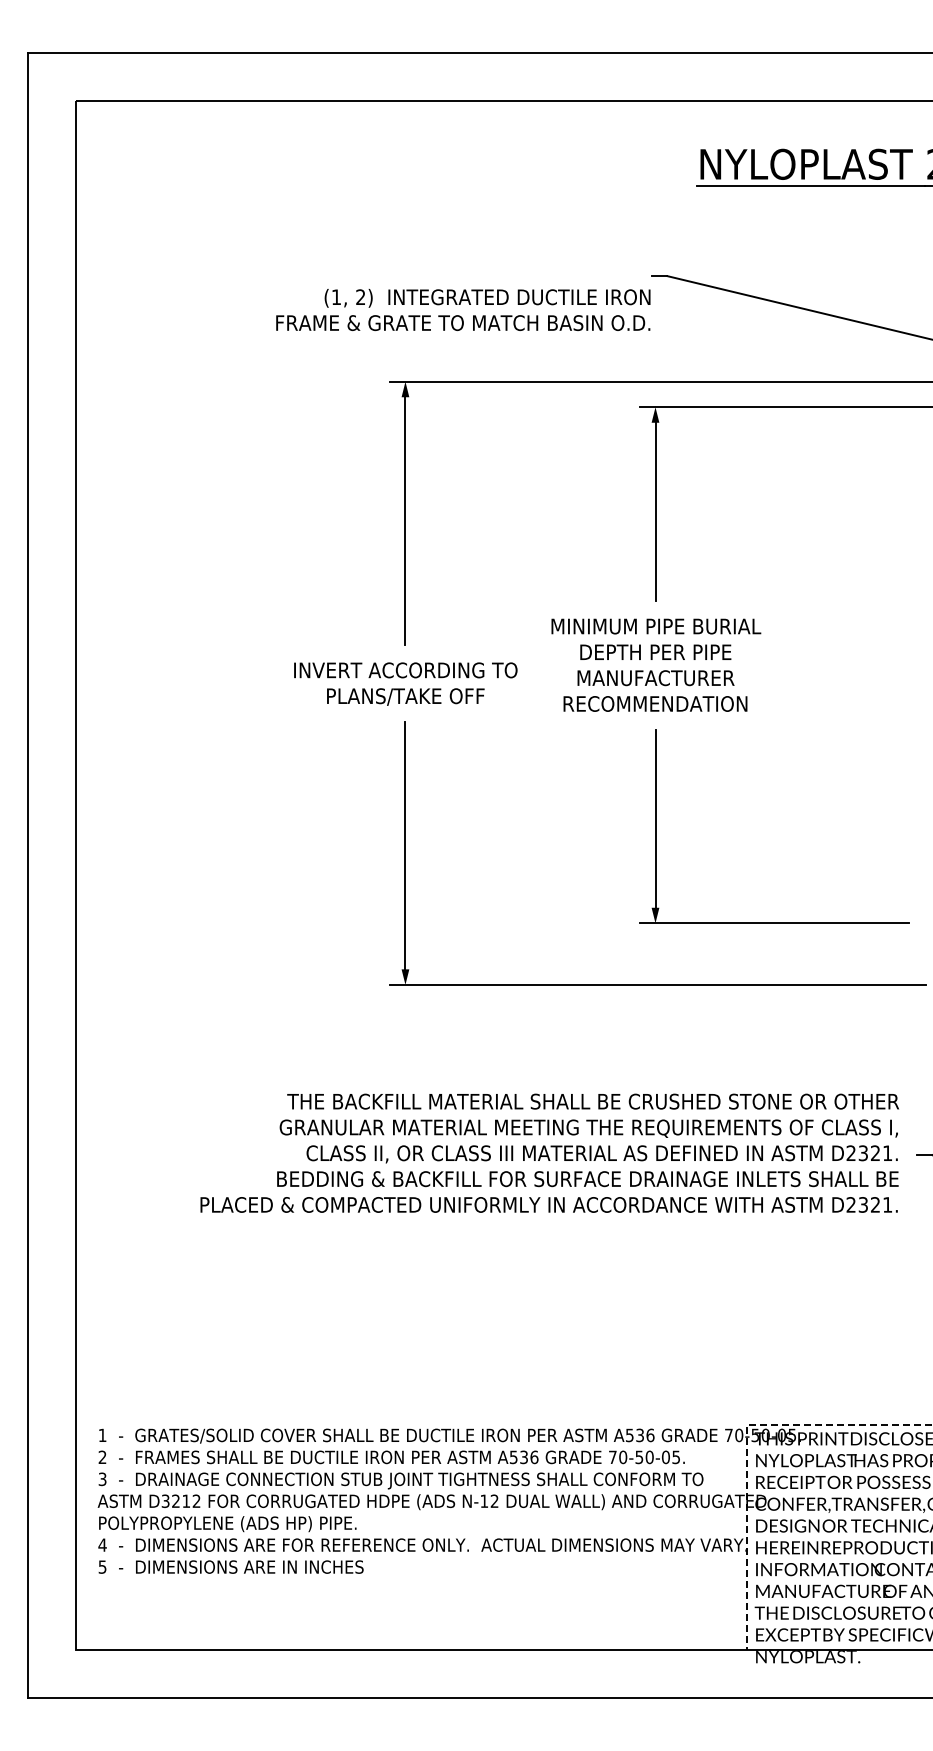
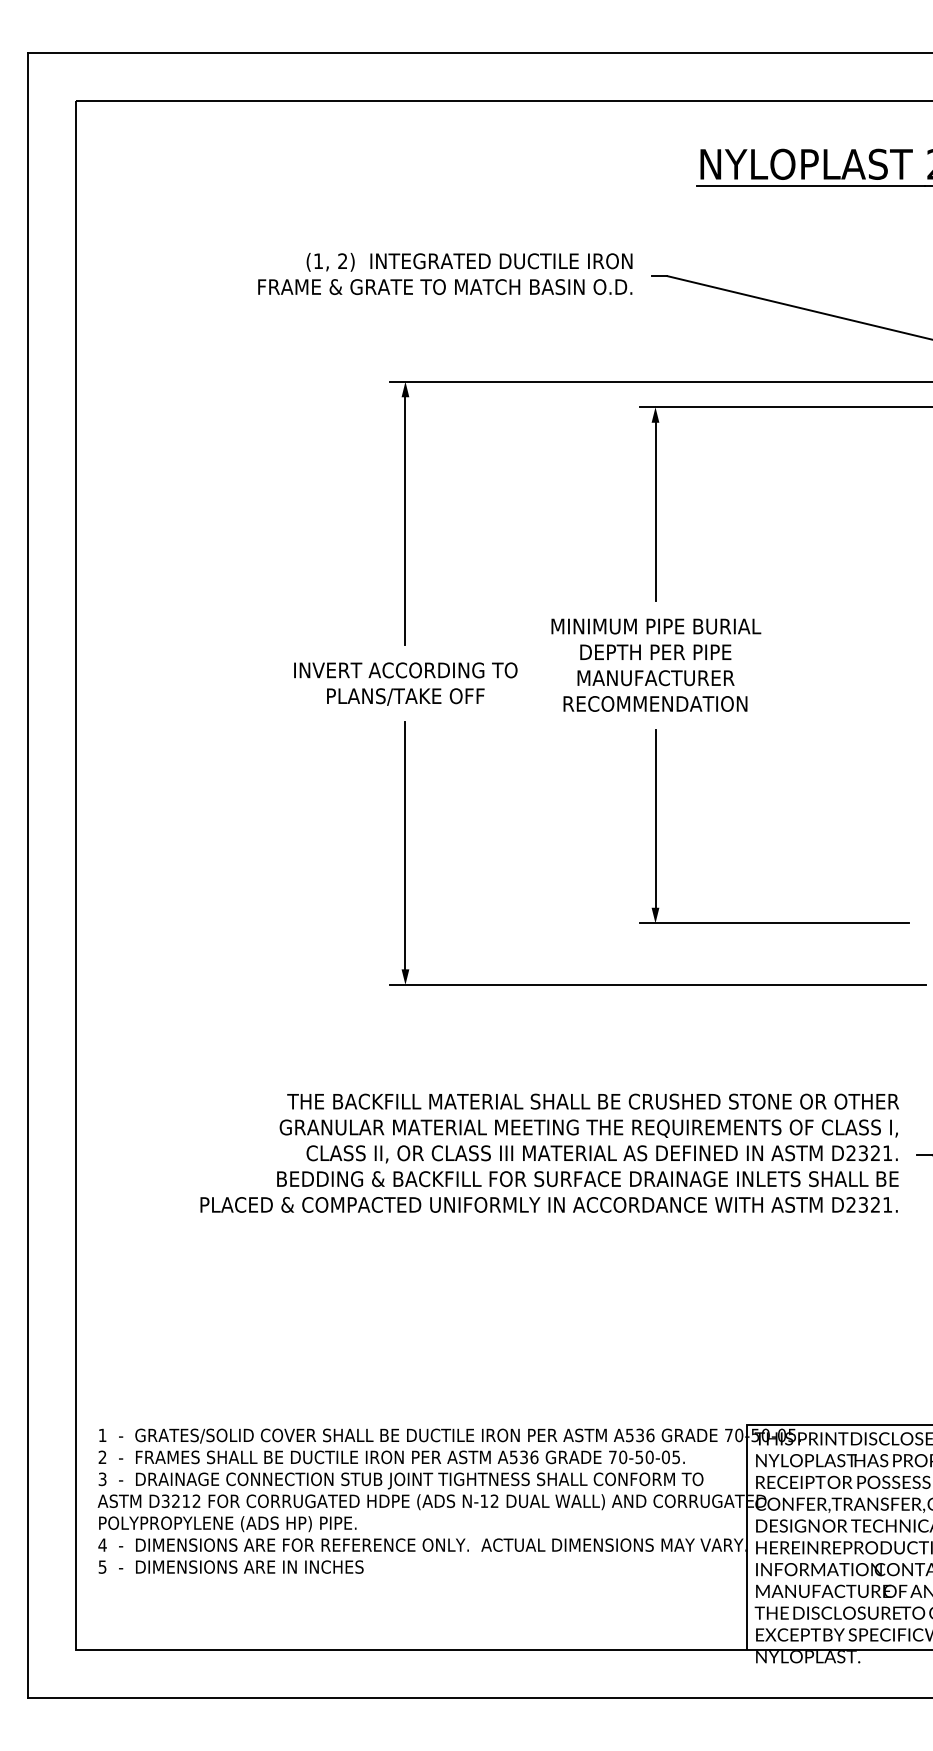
text position: (463, 309) -> (445, 273) (445, 273)
line: dashed -> solid (747, 1445)
